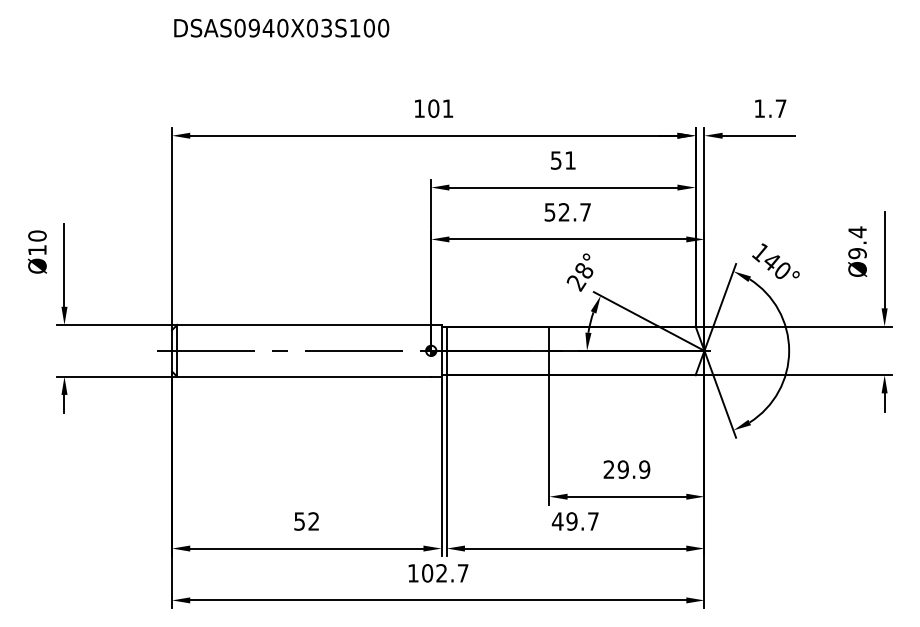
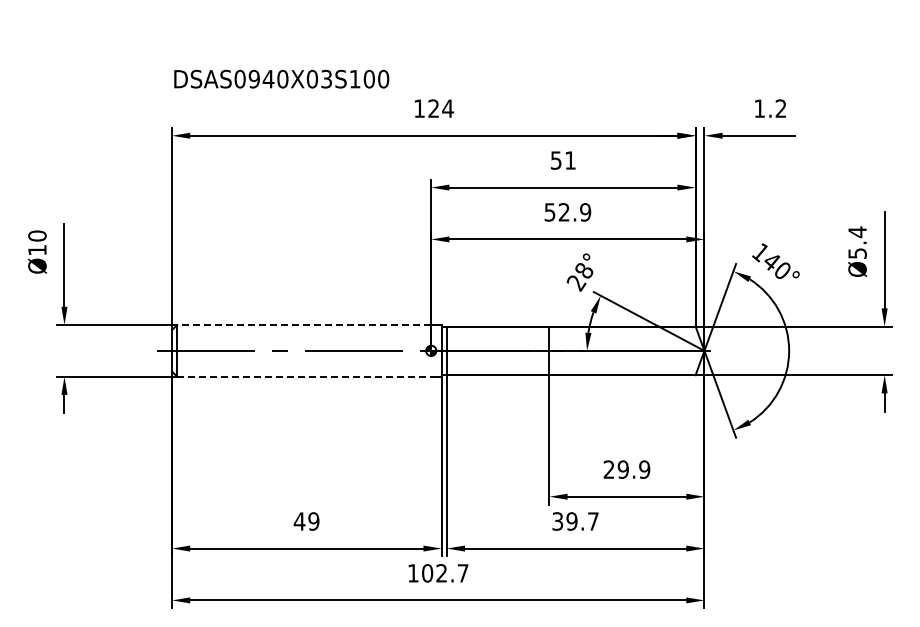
text position: (281, 27) -> (281, 78) (281, 78)
text: 101 -> 124 (440, 108)
text: 1.7 -> 1.2 (780, 108)
text: 52.7 -> 52.9 (585, 212)
text: Ø9.4 -> Ø5.4 (857, 253)
line: solid -> dashed (304, 324)
line: solid -> dashed (304, 376)
text: 52 -> 49 (306, 521)
text: 49.7 -> 39.7 (557, 521)
